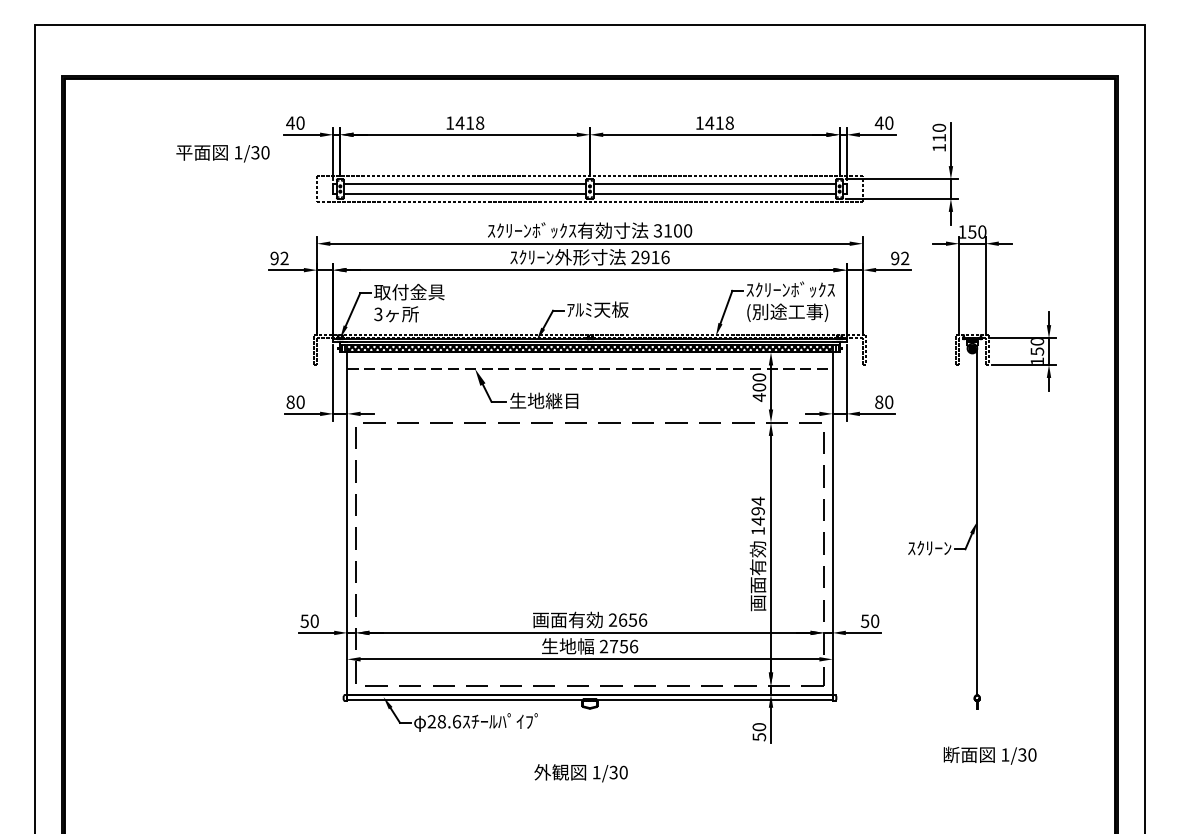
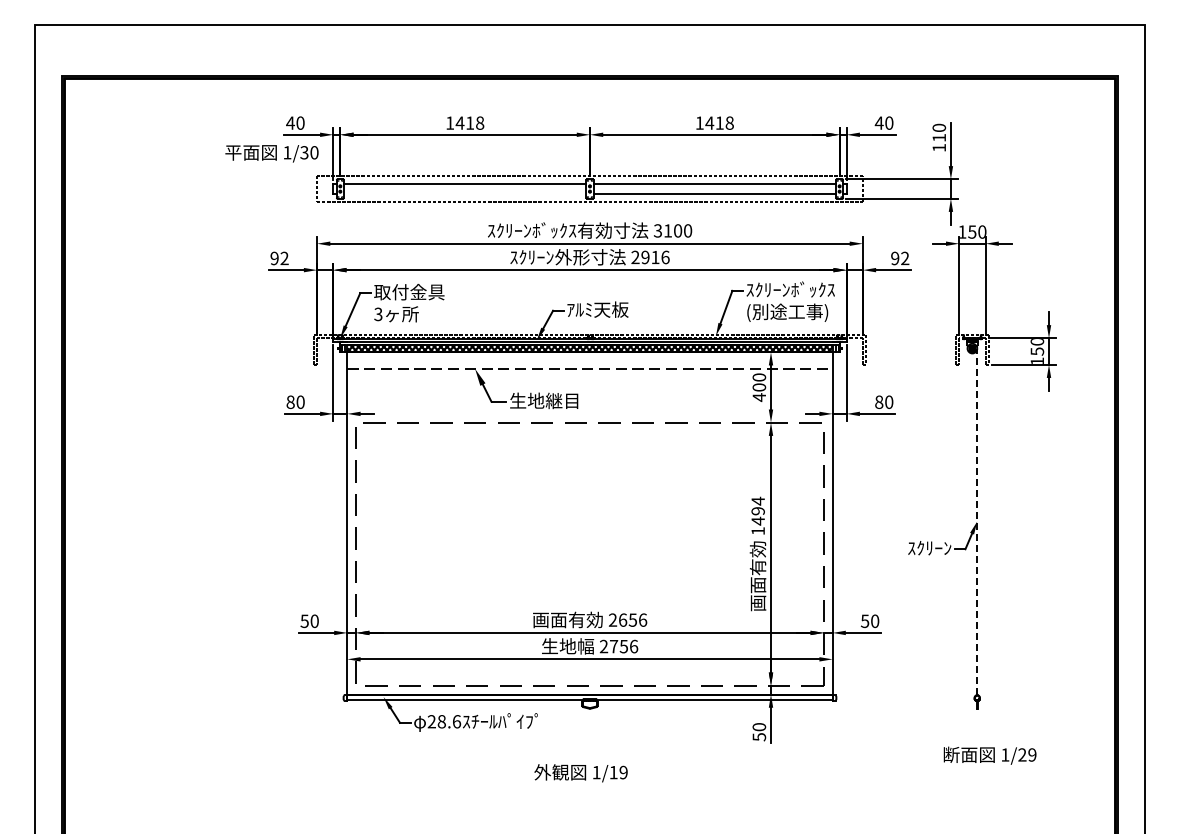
text position: (222, 153) -> (271, 153) (271, 153)
line: present -> none (464, 194)
line: solid -> dashed (977, 521)
text: 1/30 -> 1/29 (1027, 754)
text: 1/30 -> 1/19 (618, 772)
